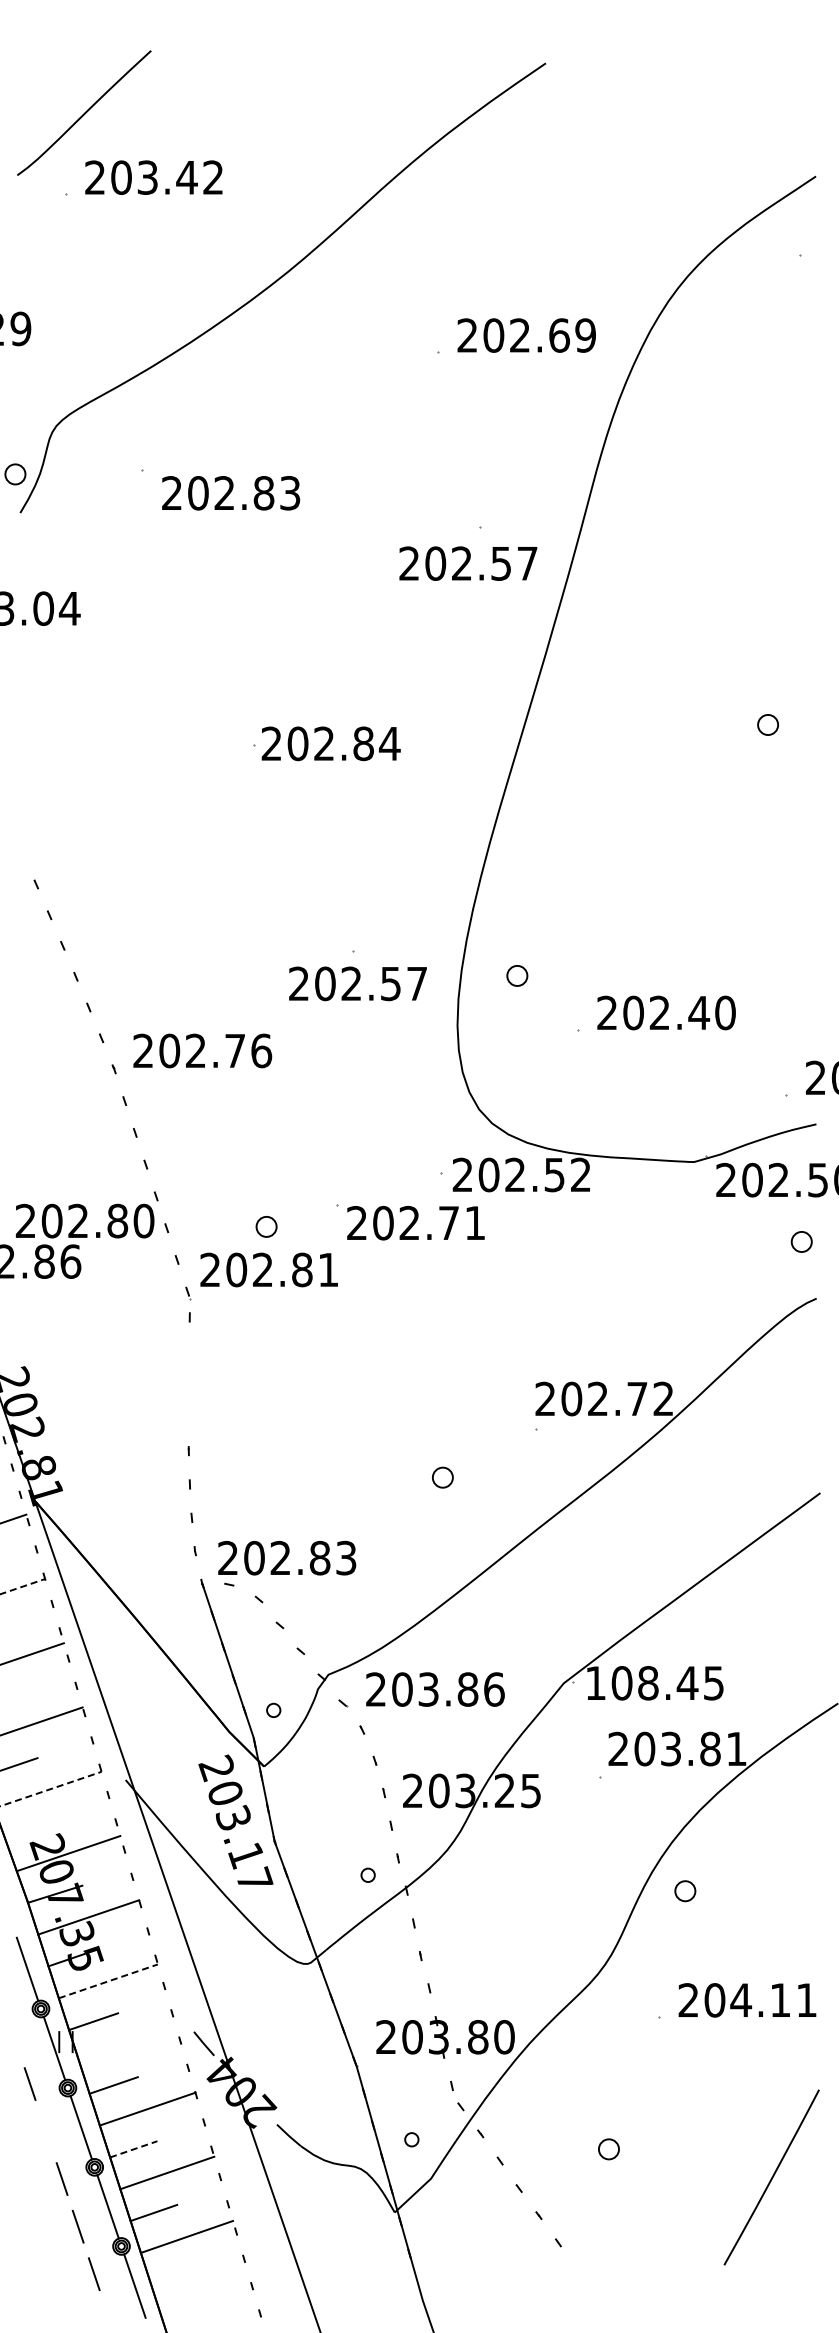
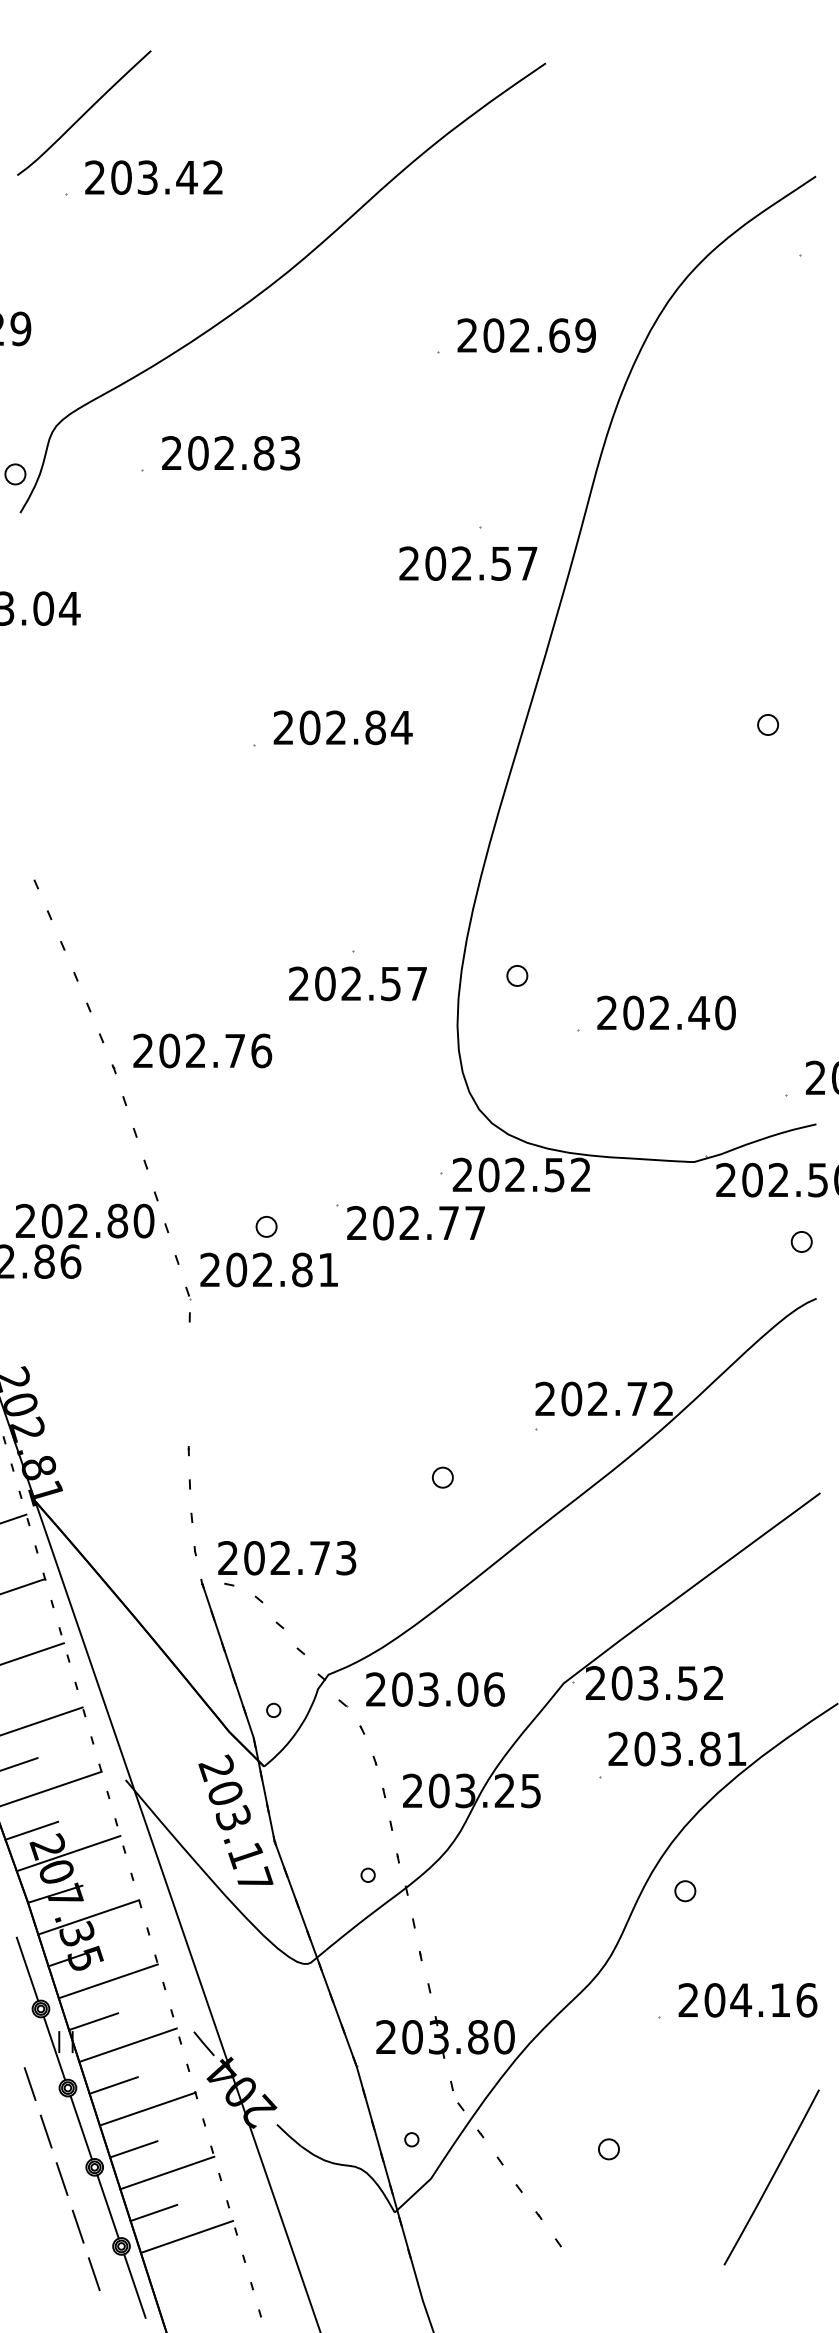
text position: (231, 493) -> (231, 453) (231, 453)
text position: (330, 743) -> (342, 727) (342, 727)
text: 202.71 -> 202.77 (474, 1222)
text: 202.83 -> 202.73 (319, 1557)
line: dashed -> solid (23, 1586)
text: 108.45 -> 203.52 (654, 1683)
text: 203.86 -> 203.06 (467, 1689)
line: dashed -> solid (51, 1788)
line: none -> present (31, 1830)
line: dashed -> solid (108, 1981)
text: 204.11 -> 204.16 (806, 2000)
line: none -> present (127, 2044)
line: none -> present (45, 2131)
line: dashed -> solid (134, 2149)
